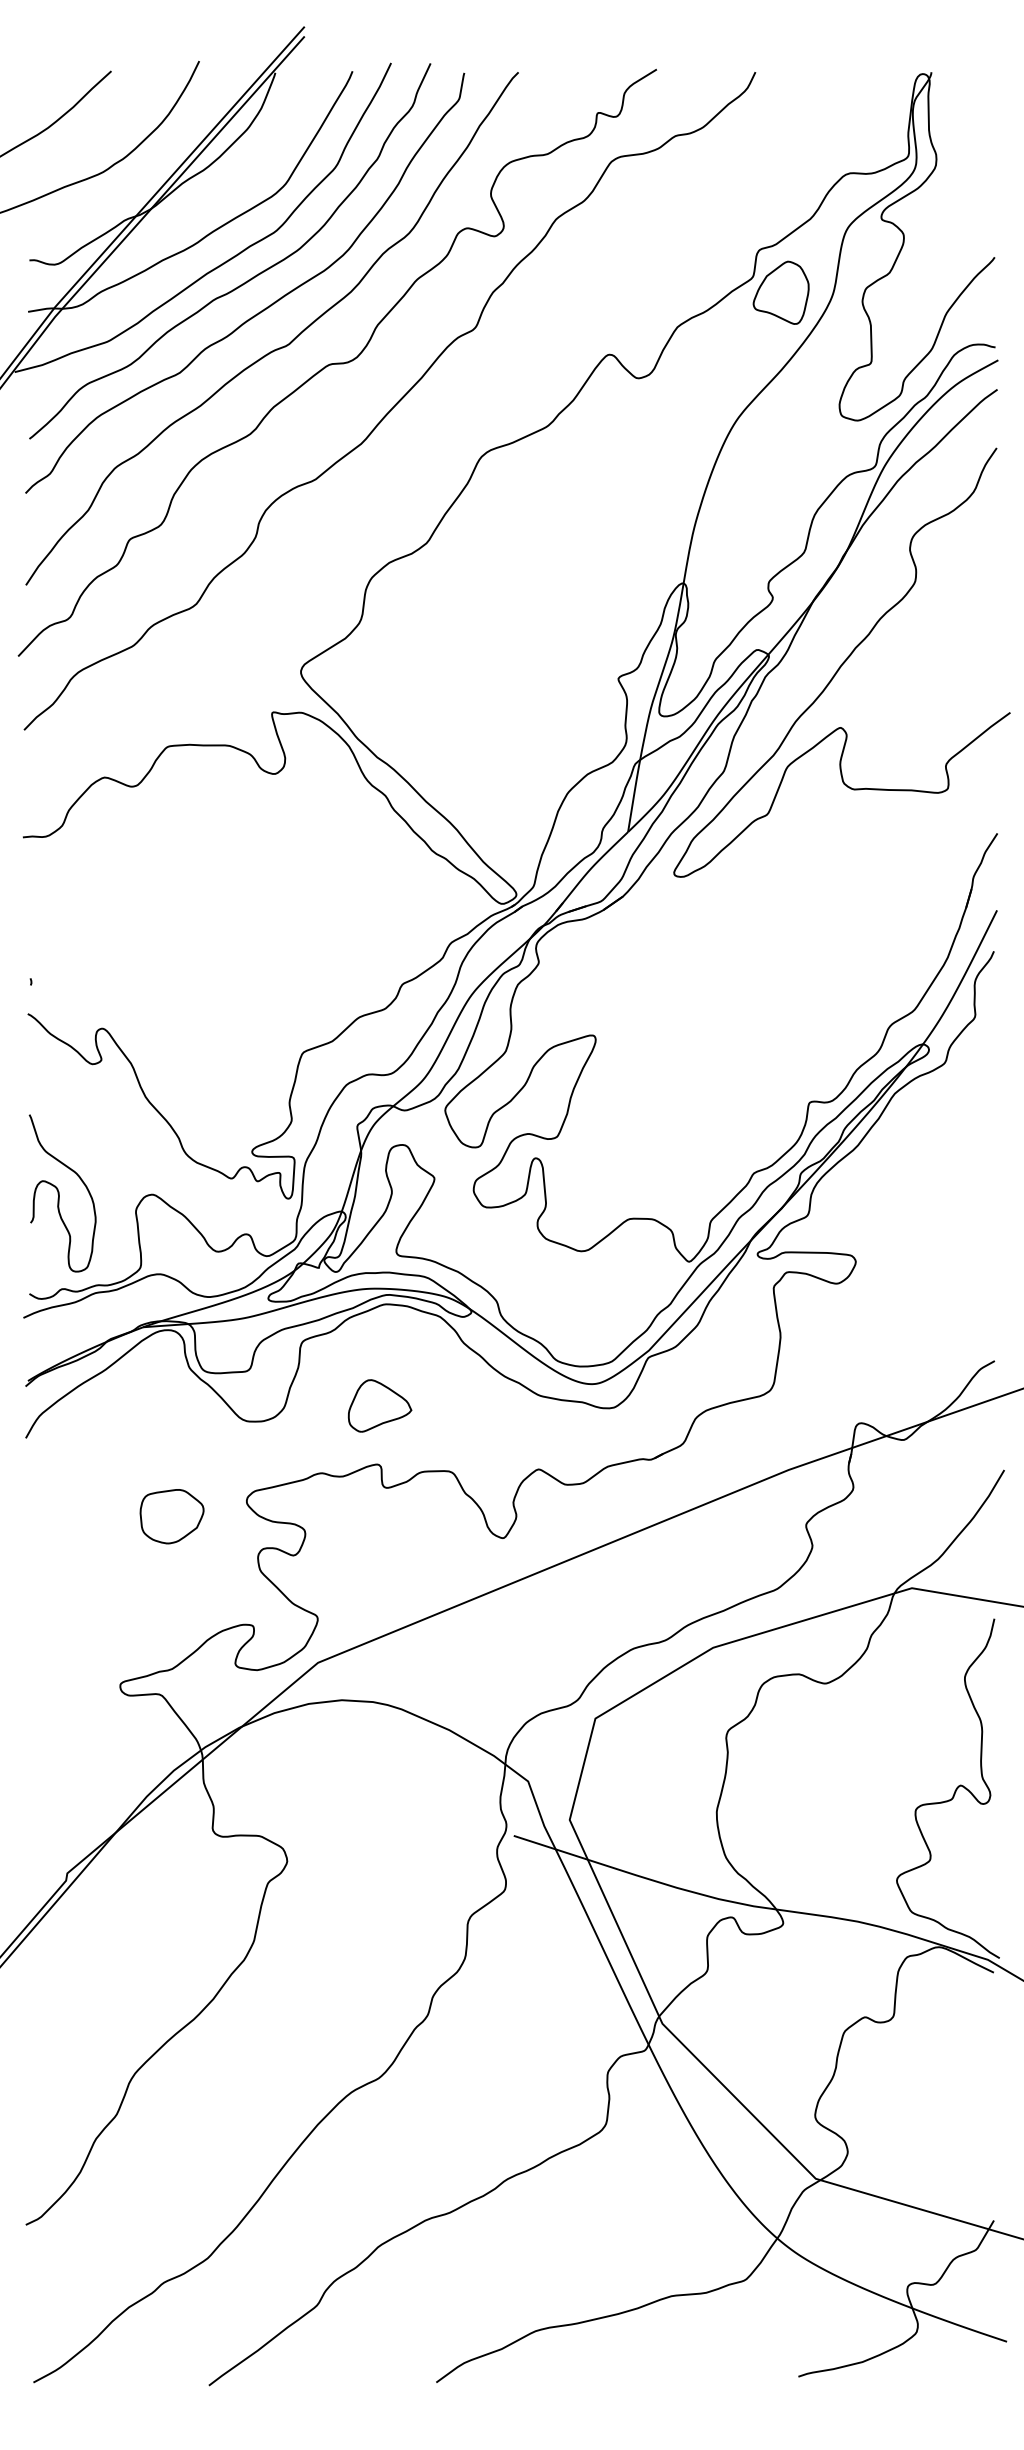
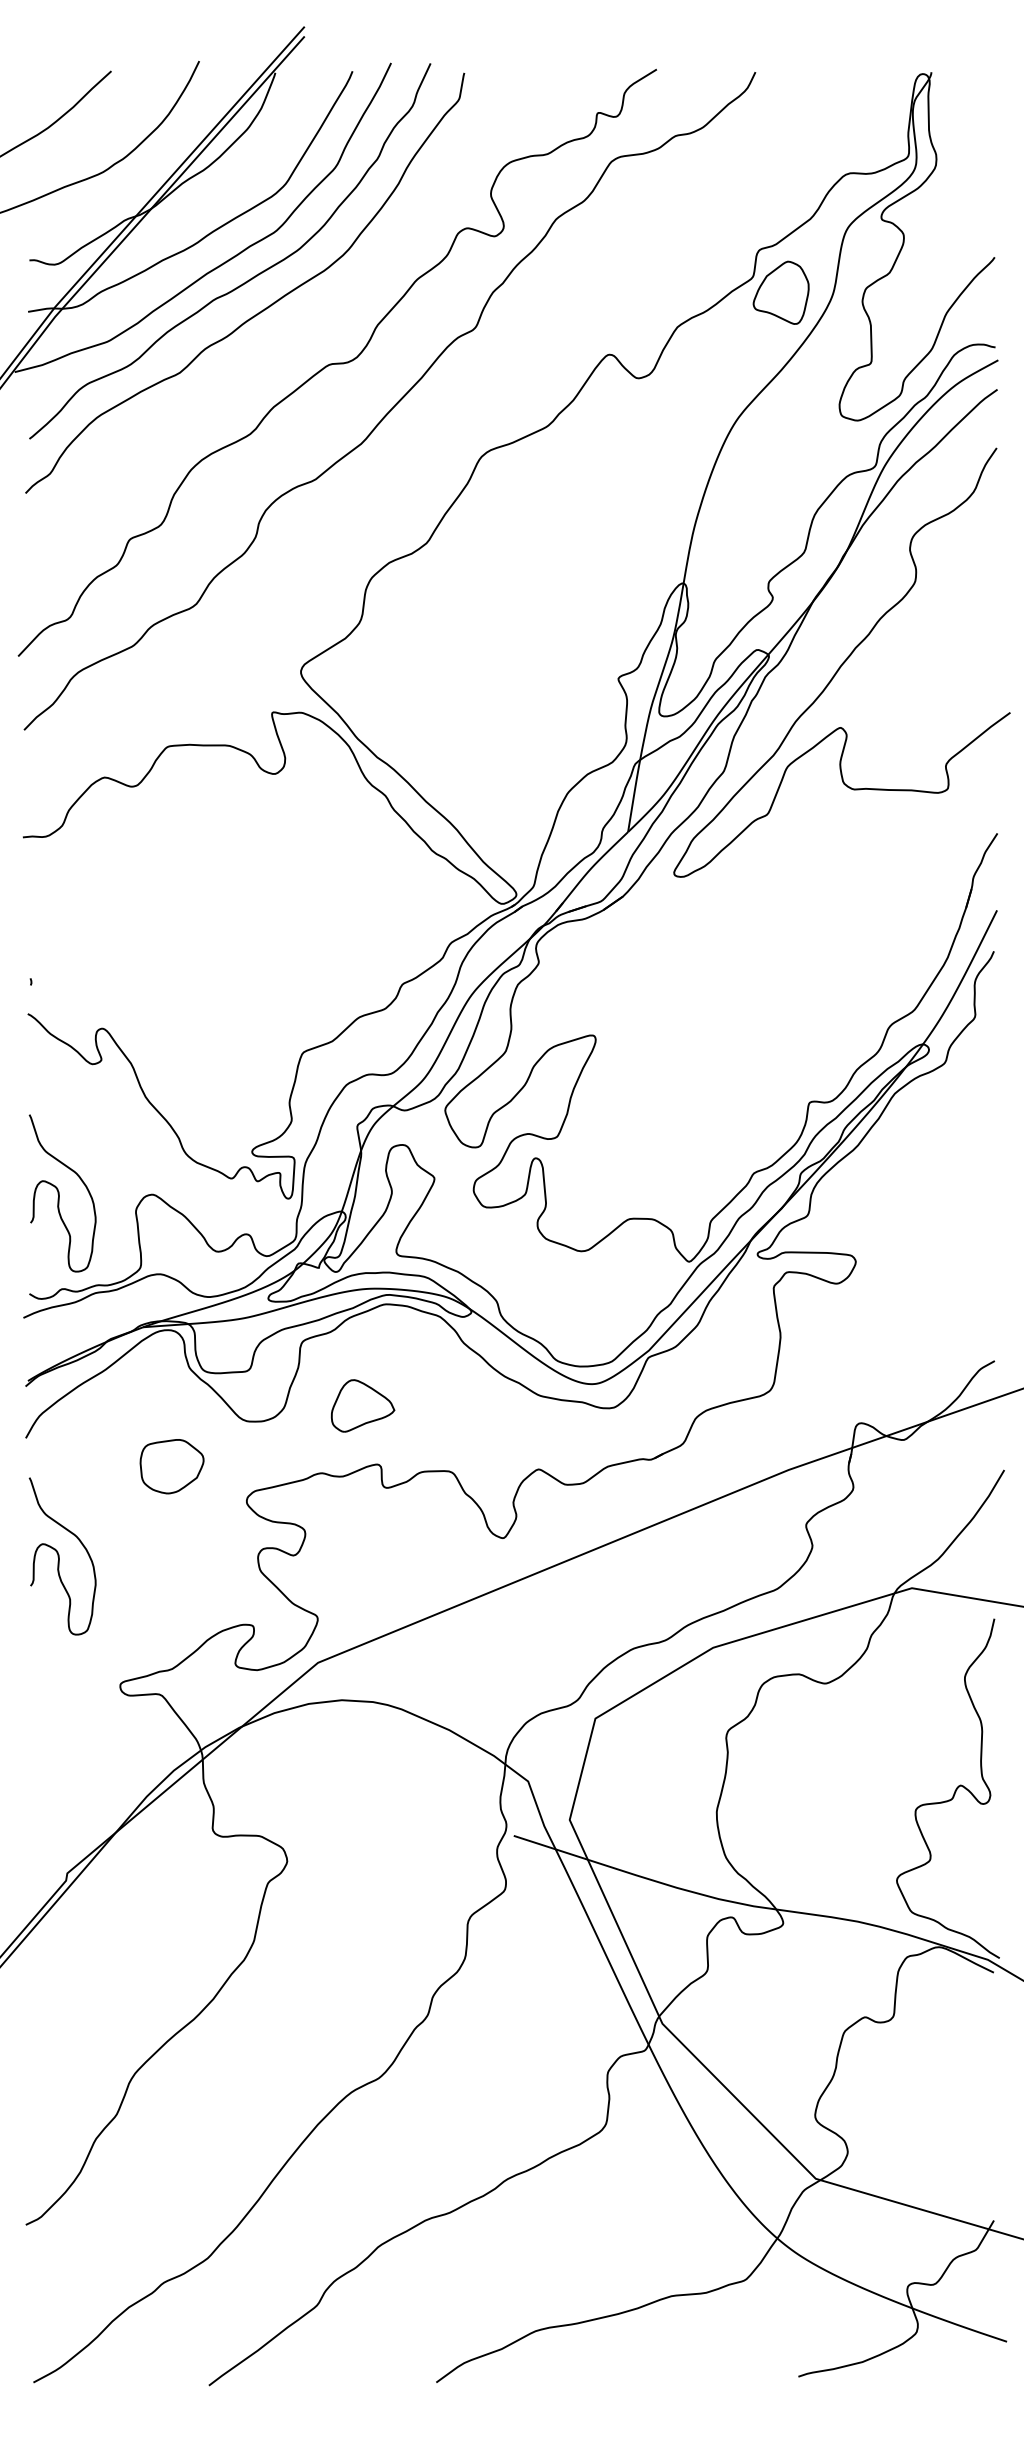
curve: present -> none (281, 346)
part position: (379, 1405) -> (362, 1405) (362, 1405)
part position: (171, 1516) -> (171, 1466) (171, 1466)
curve: none -> present (59, 1556)
